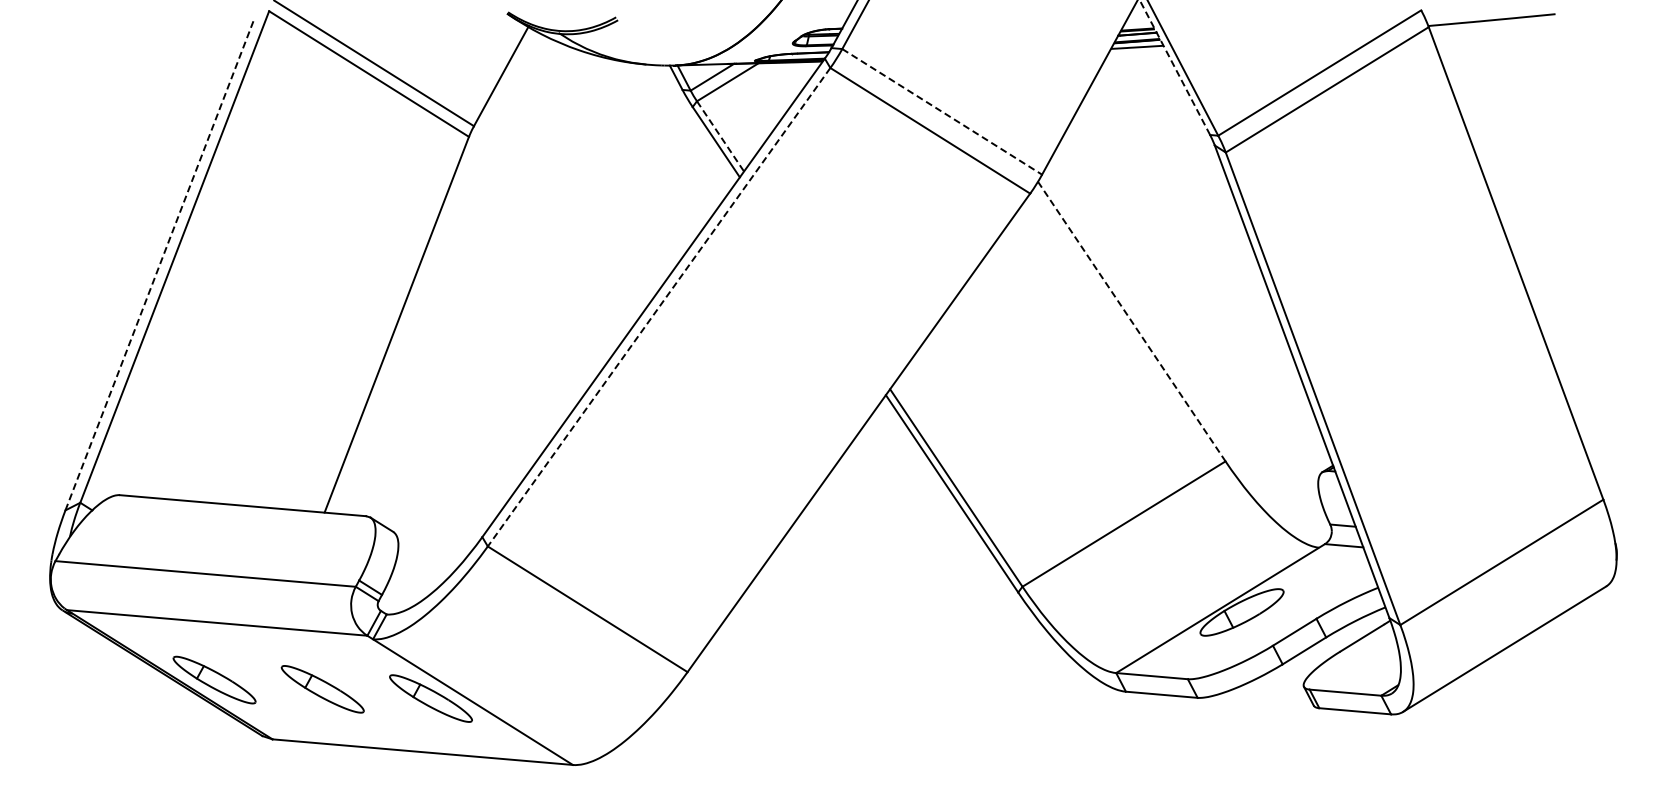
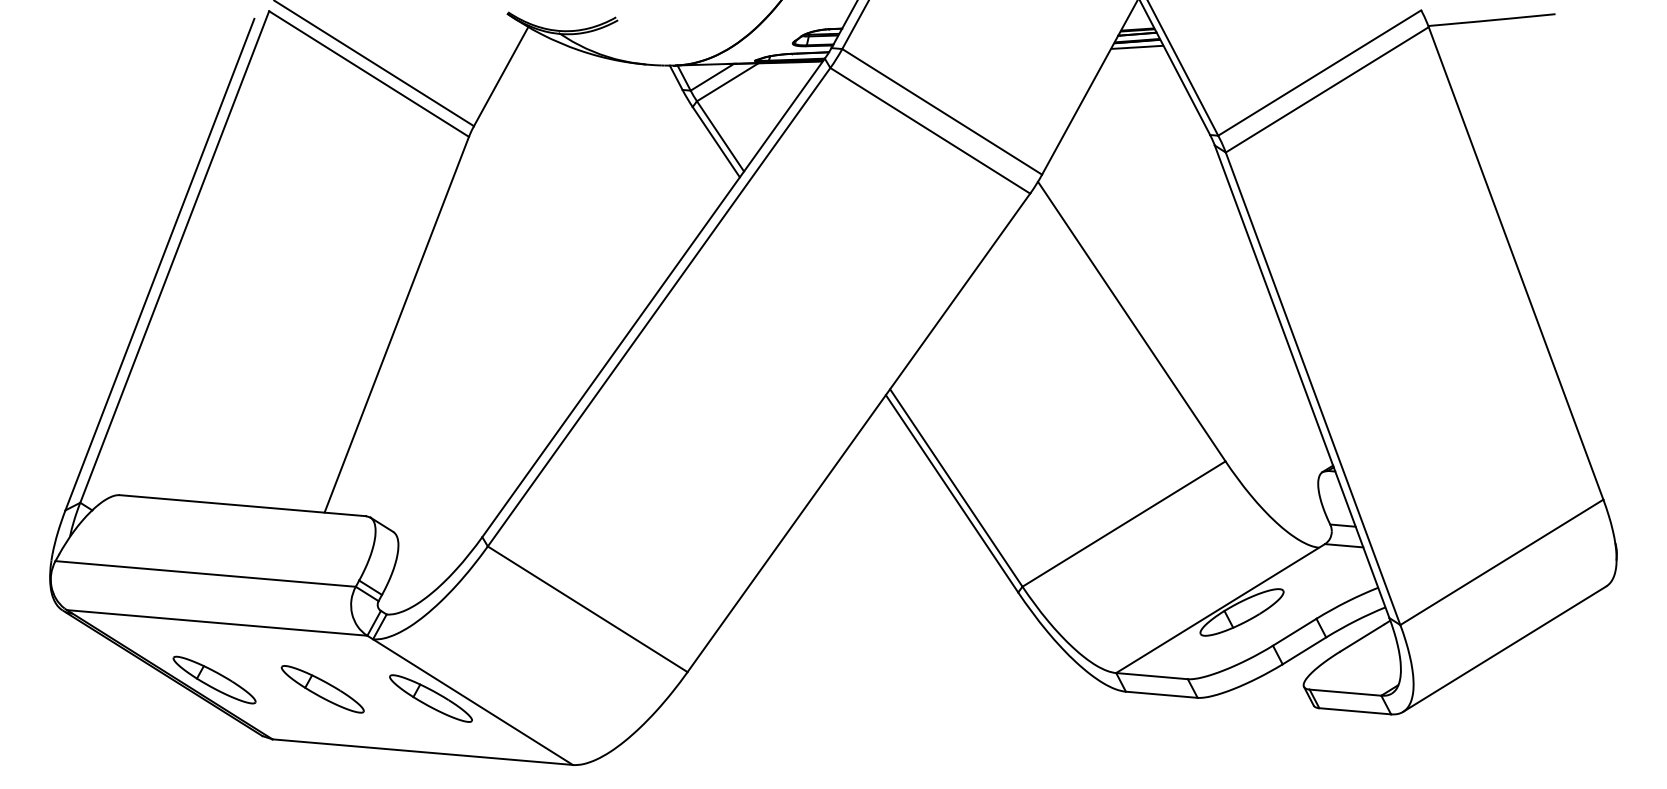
line: dashed -> solid (1174, 67)
line: dashed -> solid (942, 112)
line: dashed -> solid (720, 136)
line: dashed -> solid (160, 264)
line: dashed -> solid (658, 307)
line: dashed -> solid (1132, 322)
